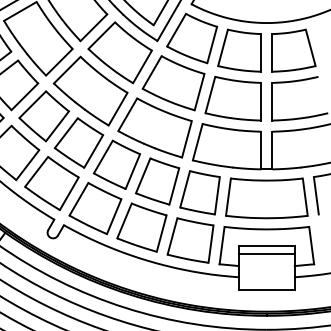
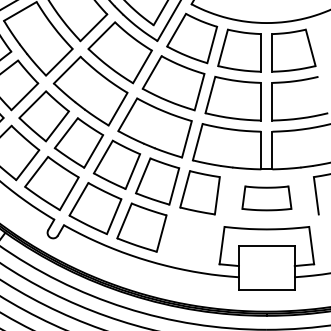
part size: 84x43 px -> 52x27 px (266, 198)
part: present -> none (190, 240)
line: present -> none (266, 254)
